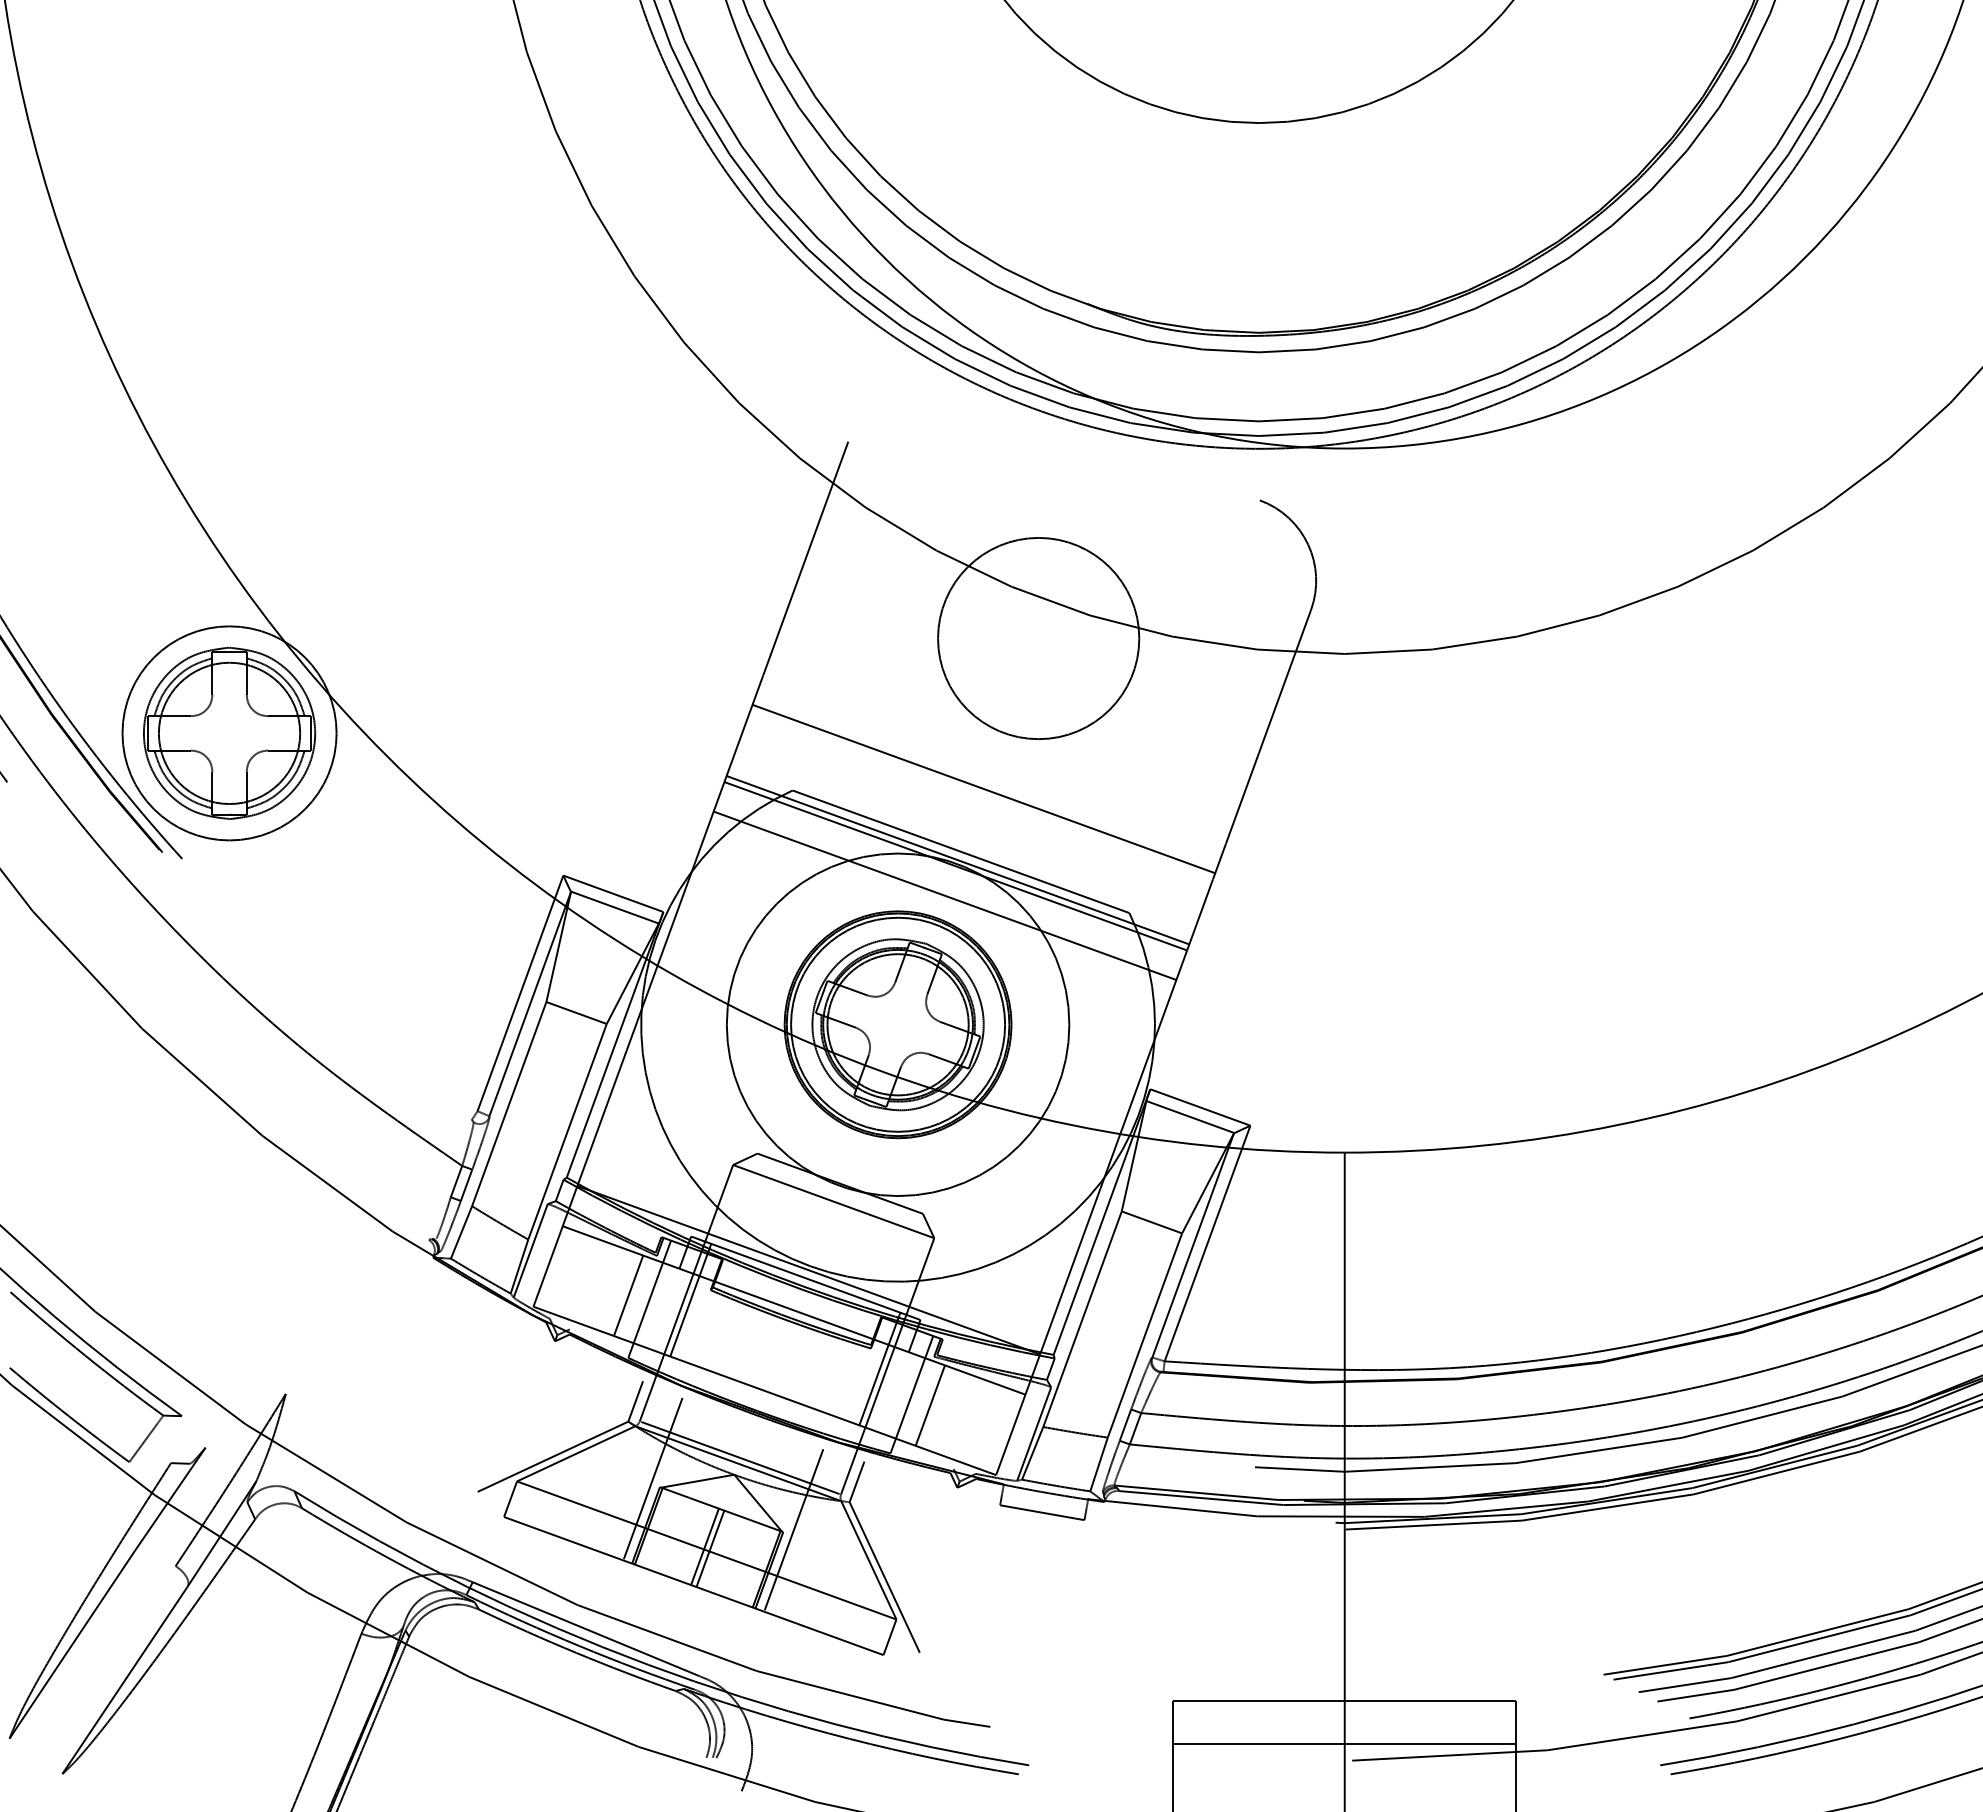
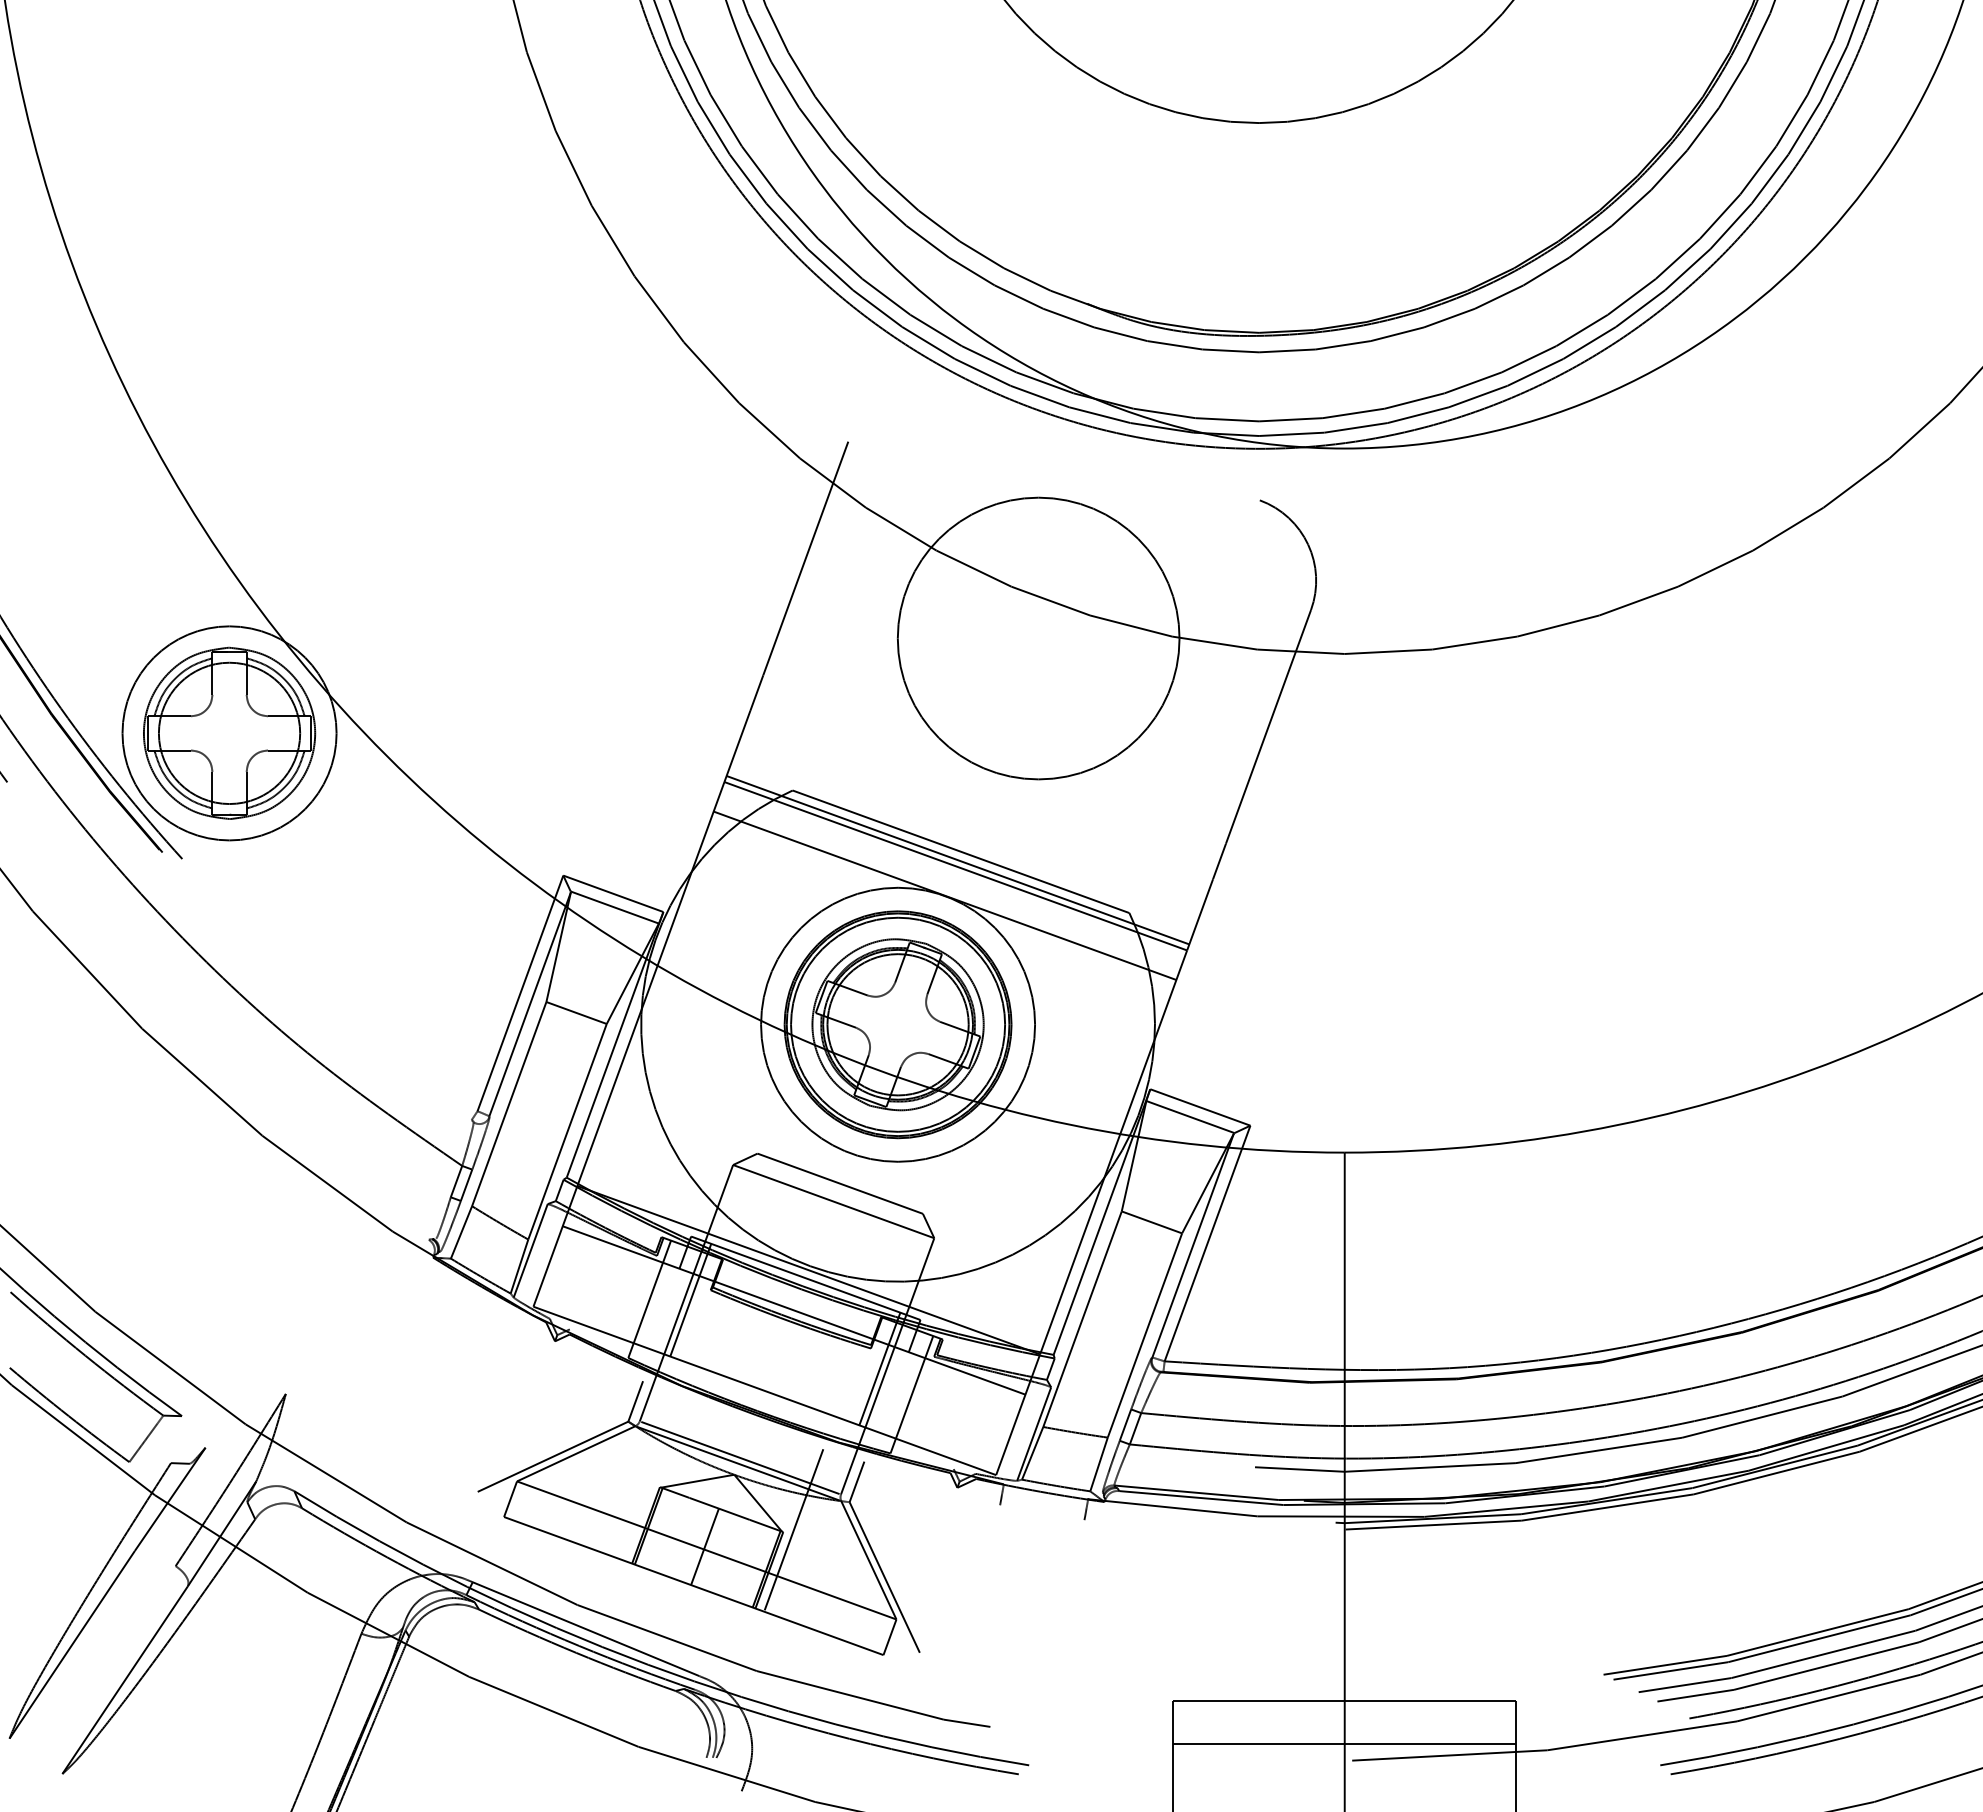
circle diameter: 201 px -> 282 px (1038, 638)
line: present -> none (983, 788)
circle diameter: 343 px -> 274 px (898, 1024)
line: present -> none (628, 1295)
line: present -> none (929, 1405)
line: present -> none (652, 1478)
line: present -> none (1042, 1512)
line: present -> none (710, 1548)
